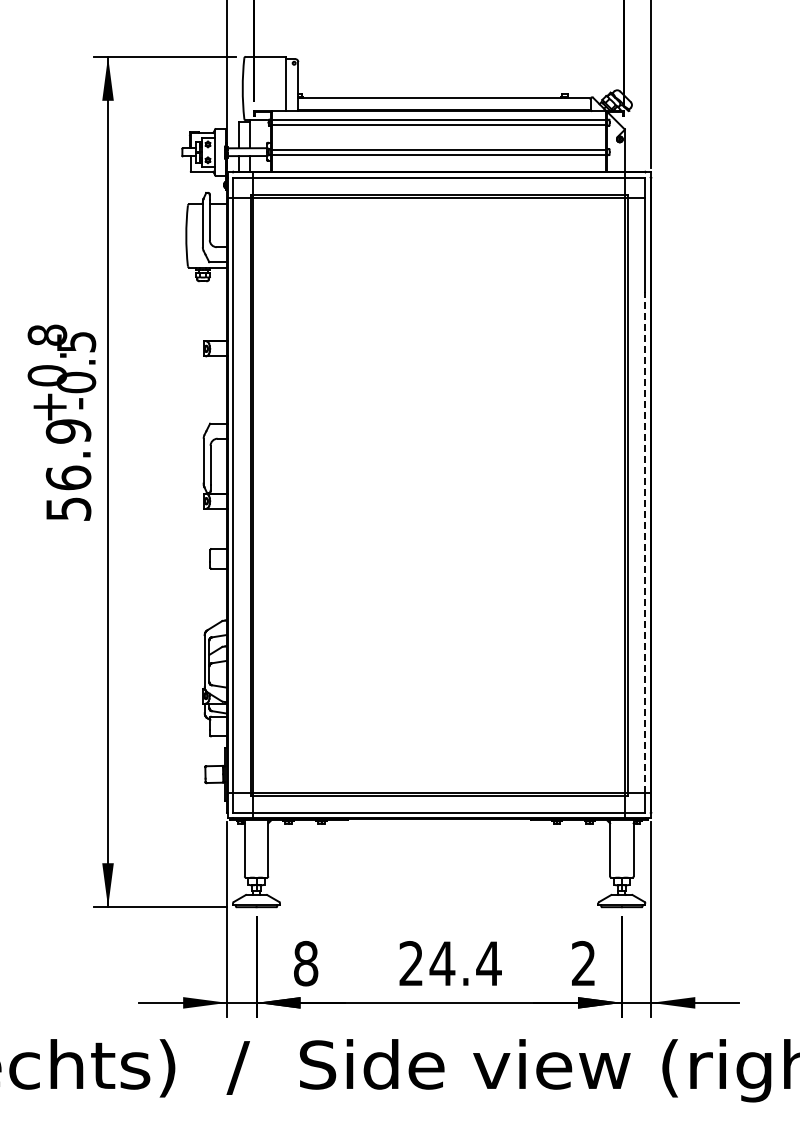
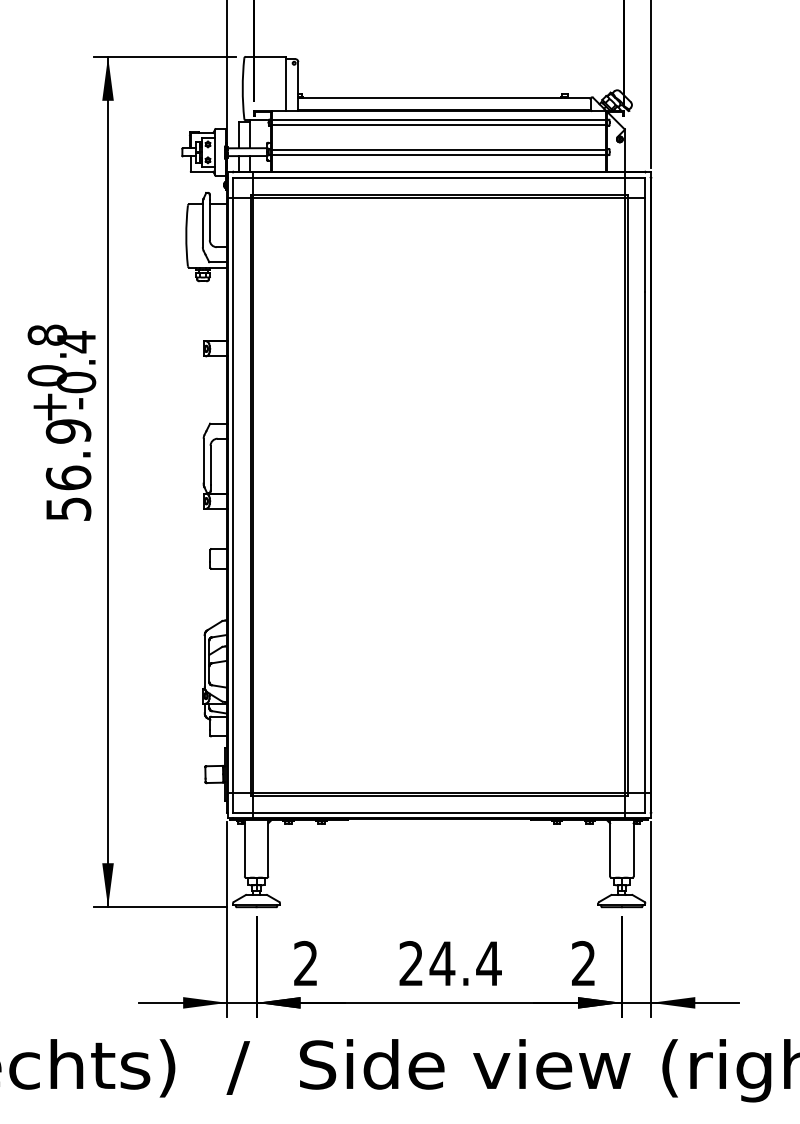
text: -0.5 -> -0.4 (76, 342)
line: dashed -> solid (645, 542)
text: 8 -> 2 (306, 963)
